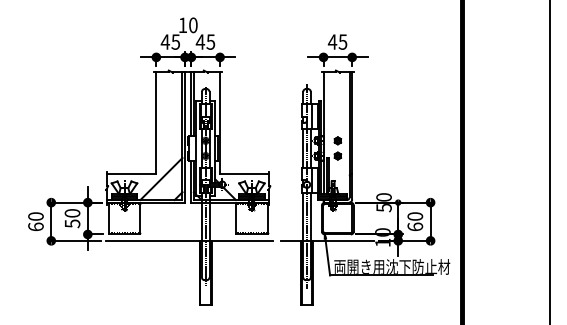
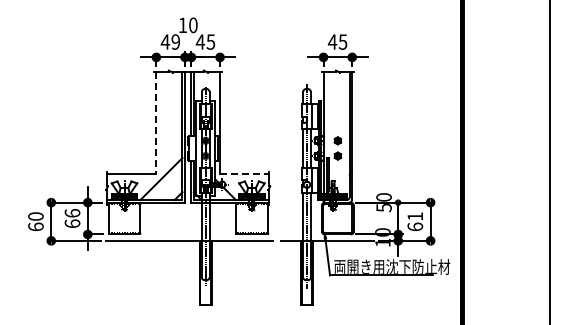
text: 45 -> 49 (175, 41)
line: solid -> dashed (156, 123)
line: solid -> dashed (244, 173)
text: 60 -> 61 (415, 216)
text: 50 -> 66 (72, 218)
